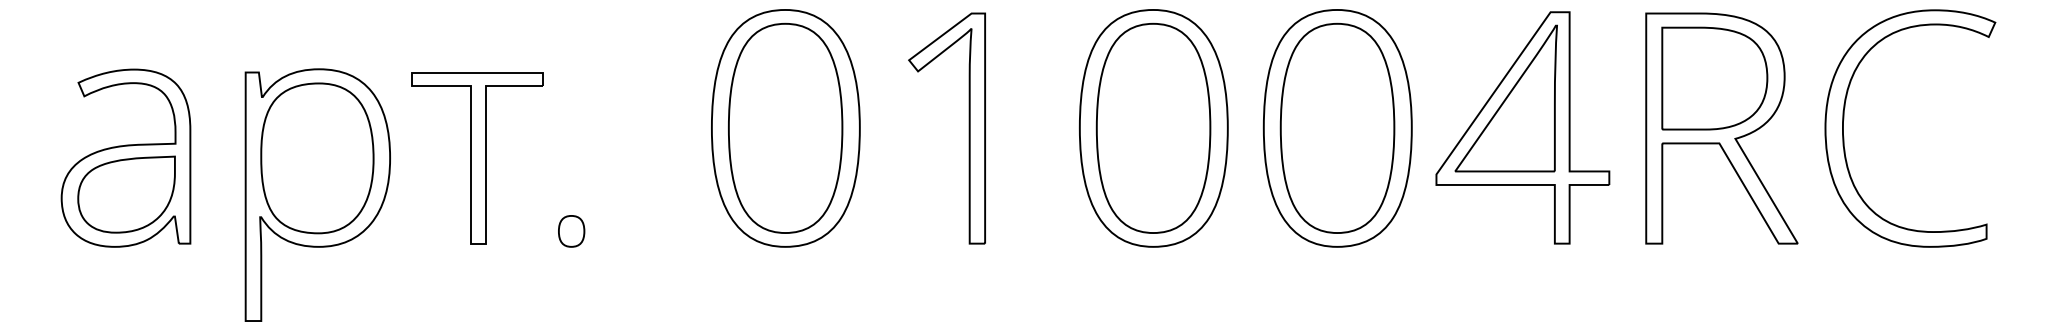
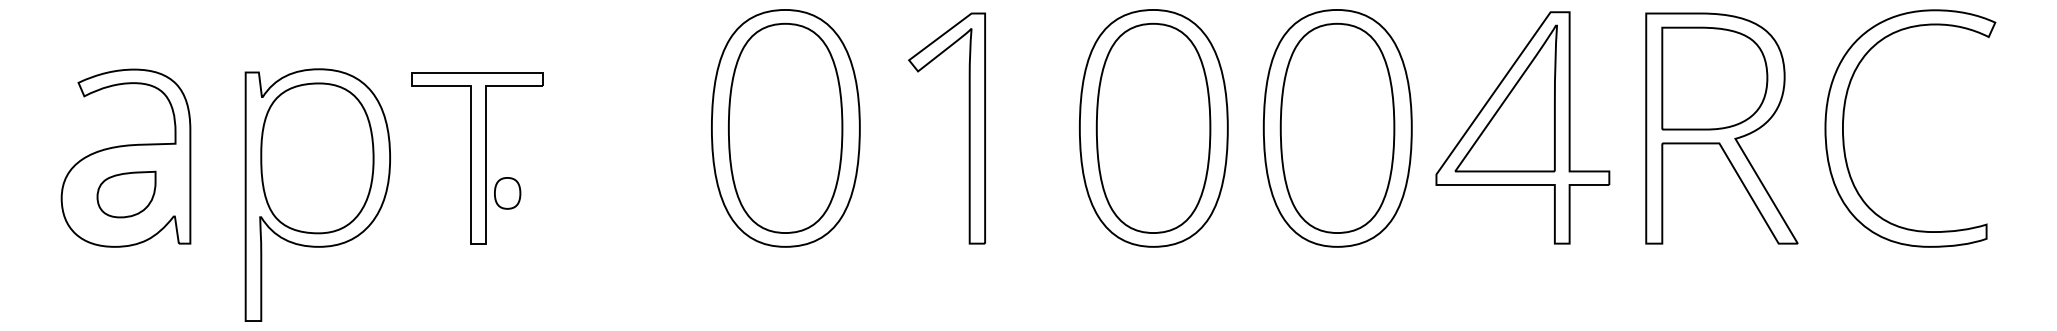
part size: 99x79 px -> 61x49 px (126, 194)
part position: (571, 231) -> (507, 193) (507, 193)
